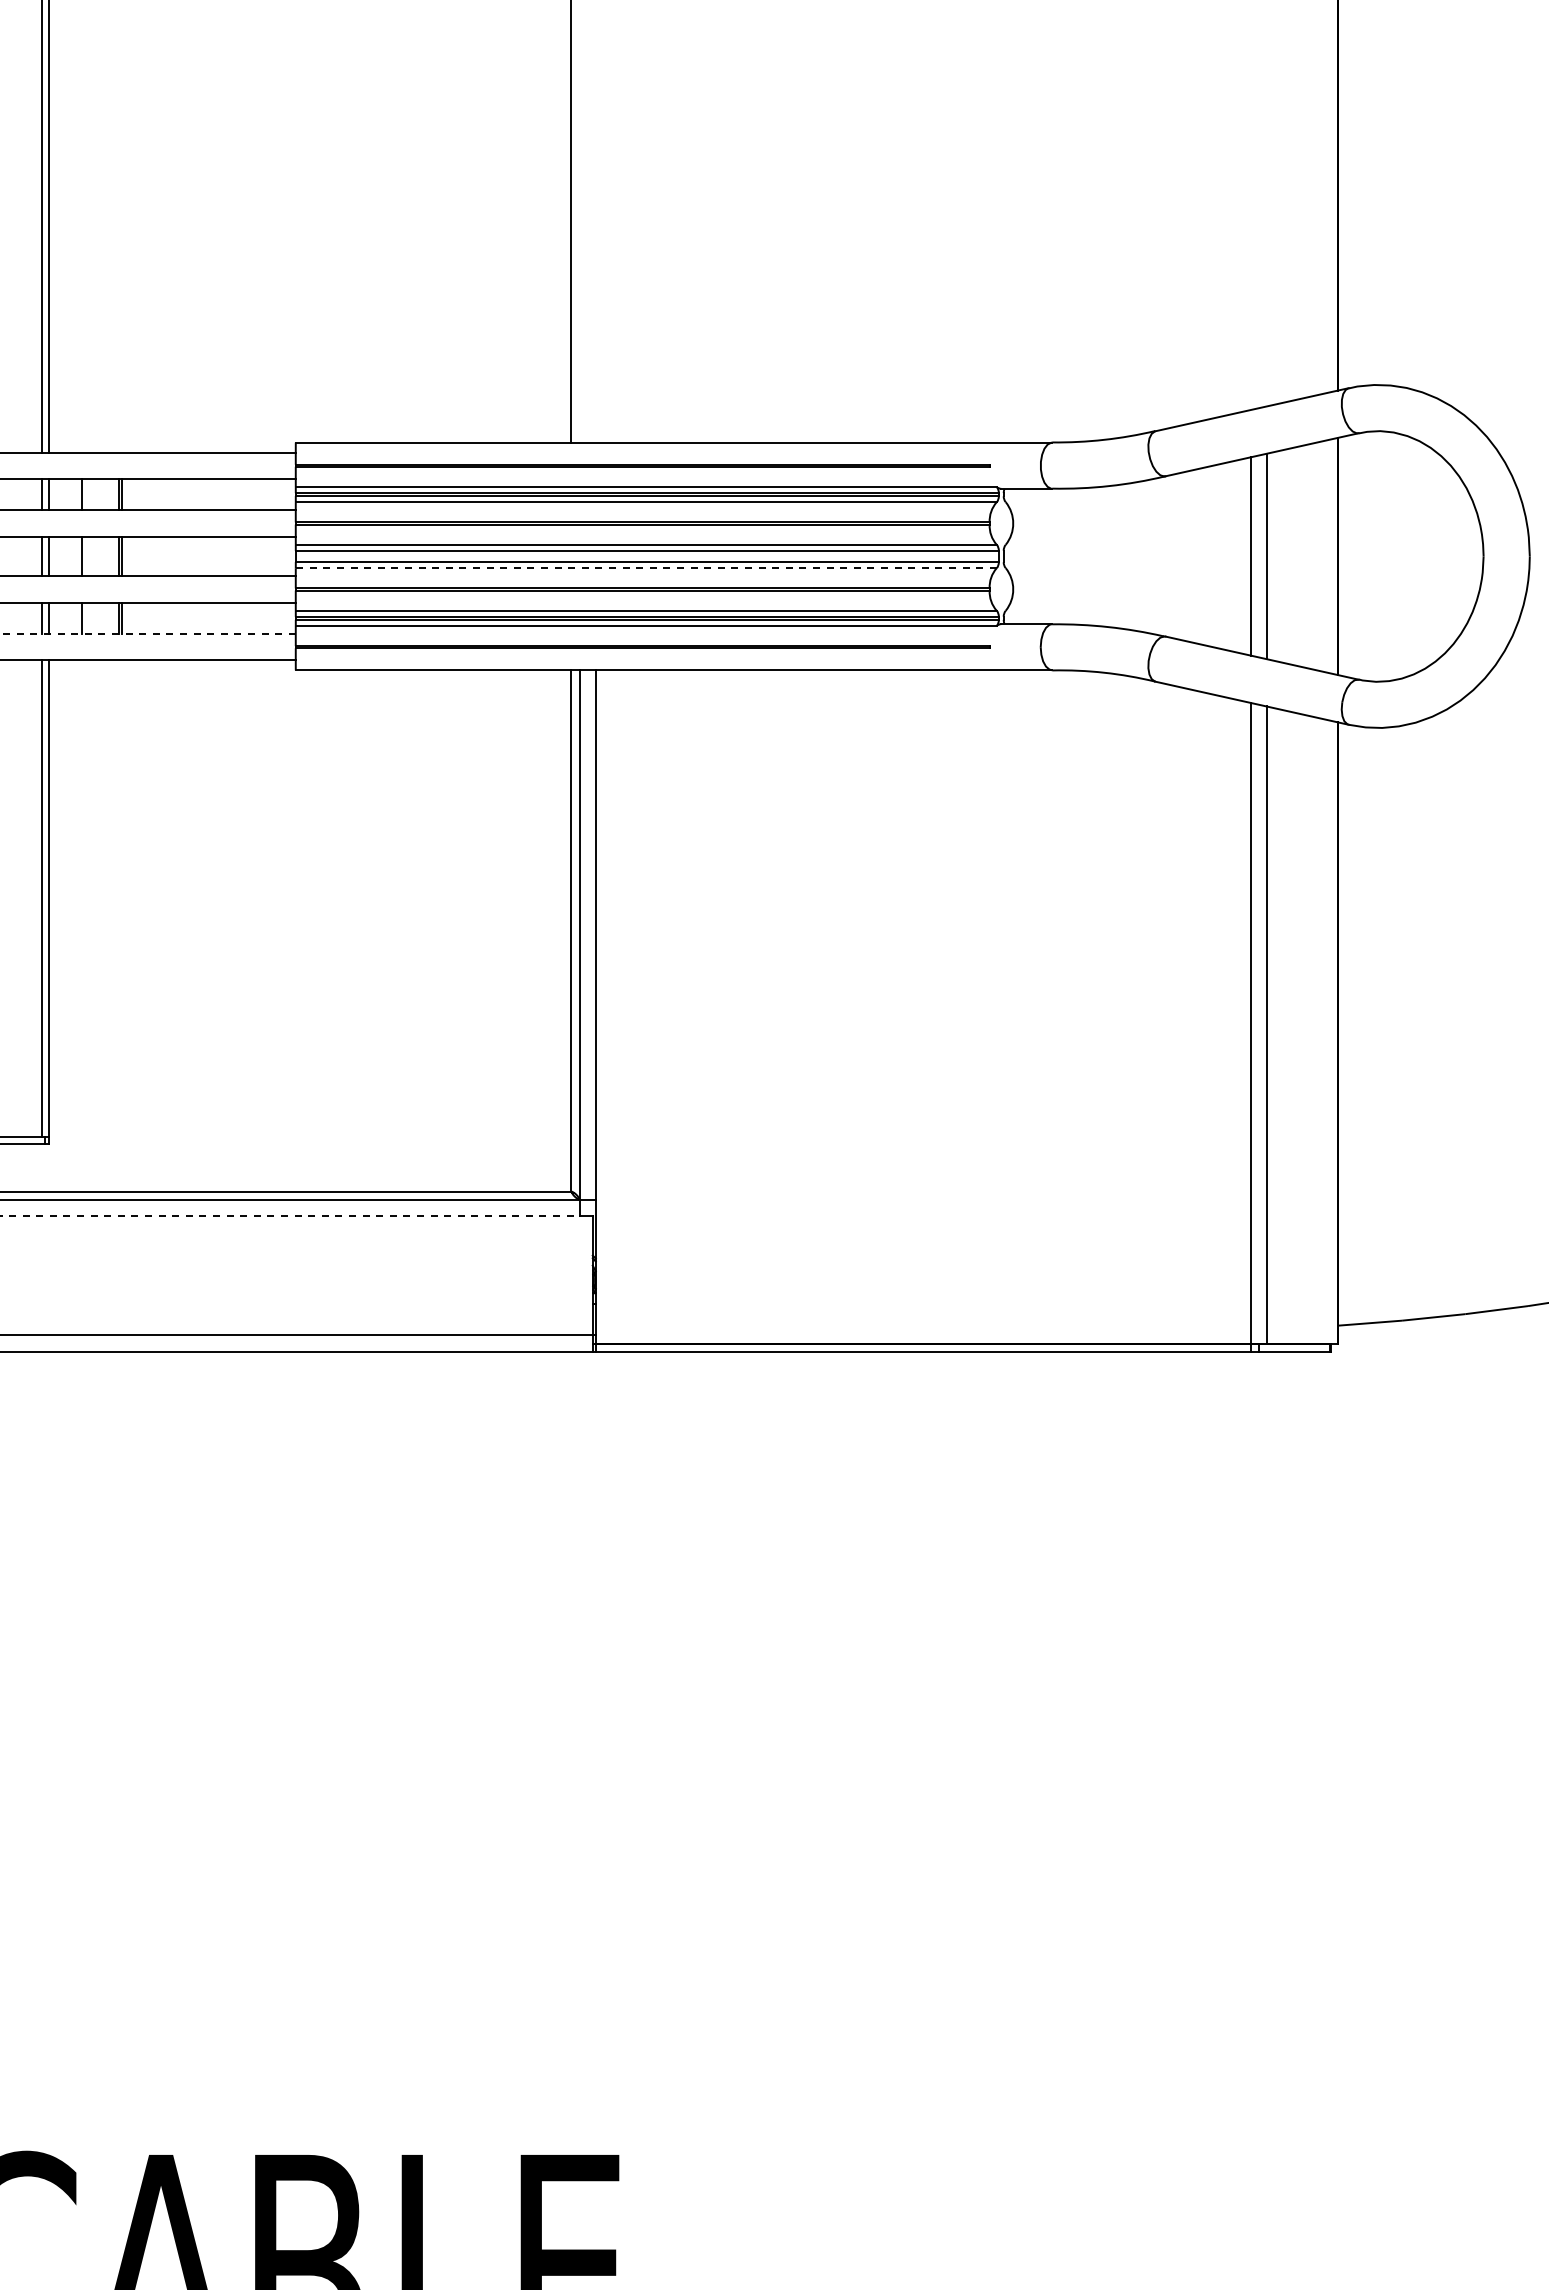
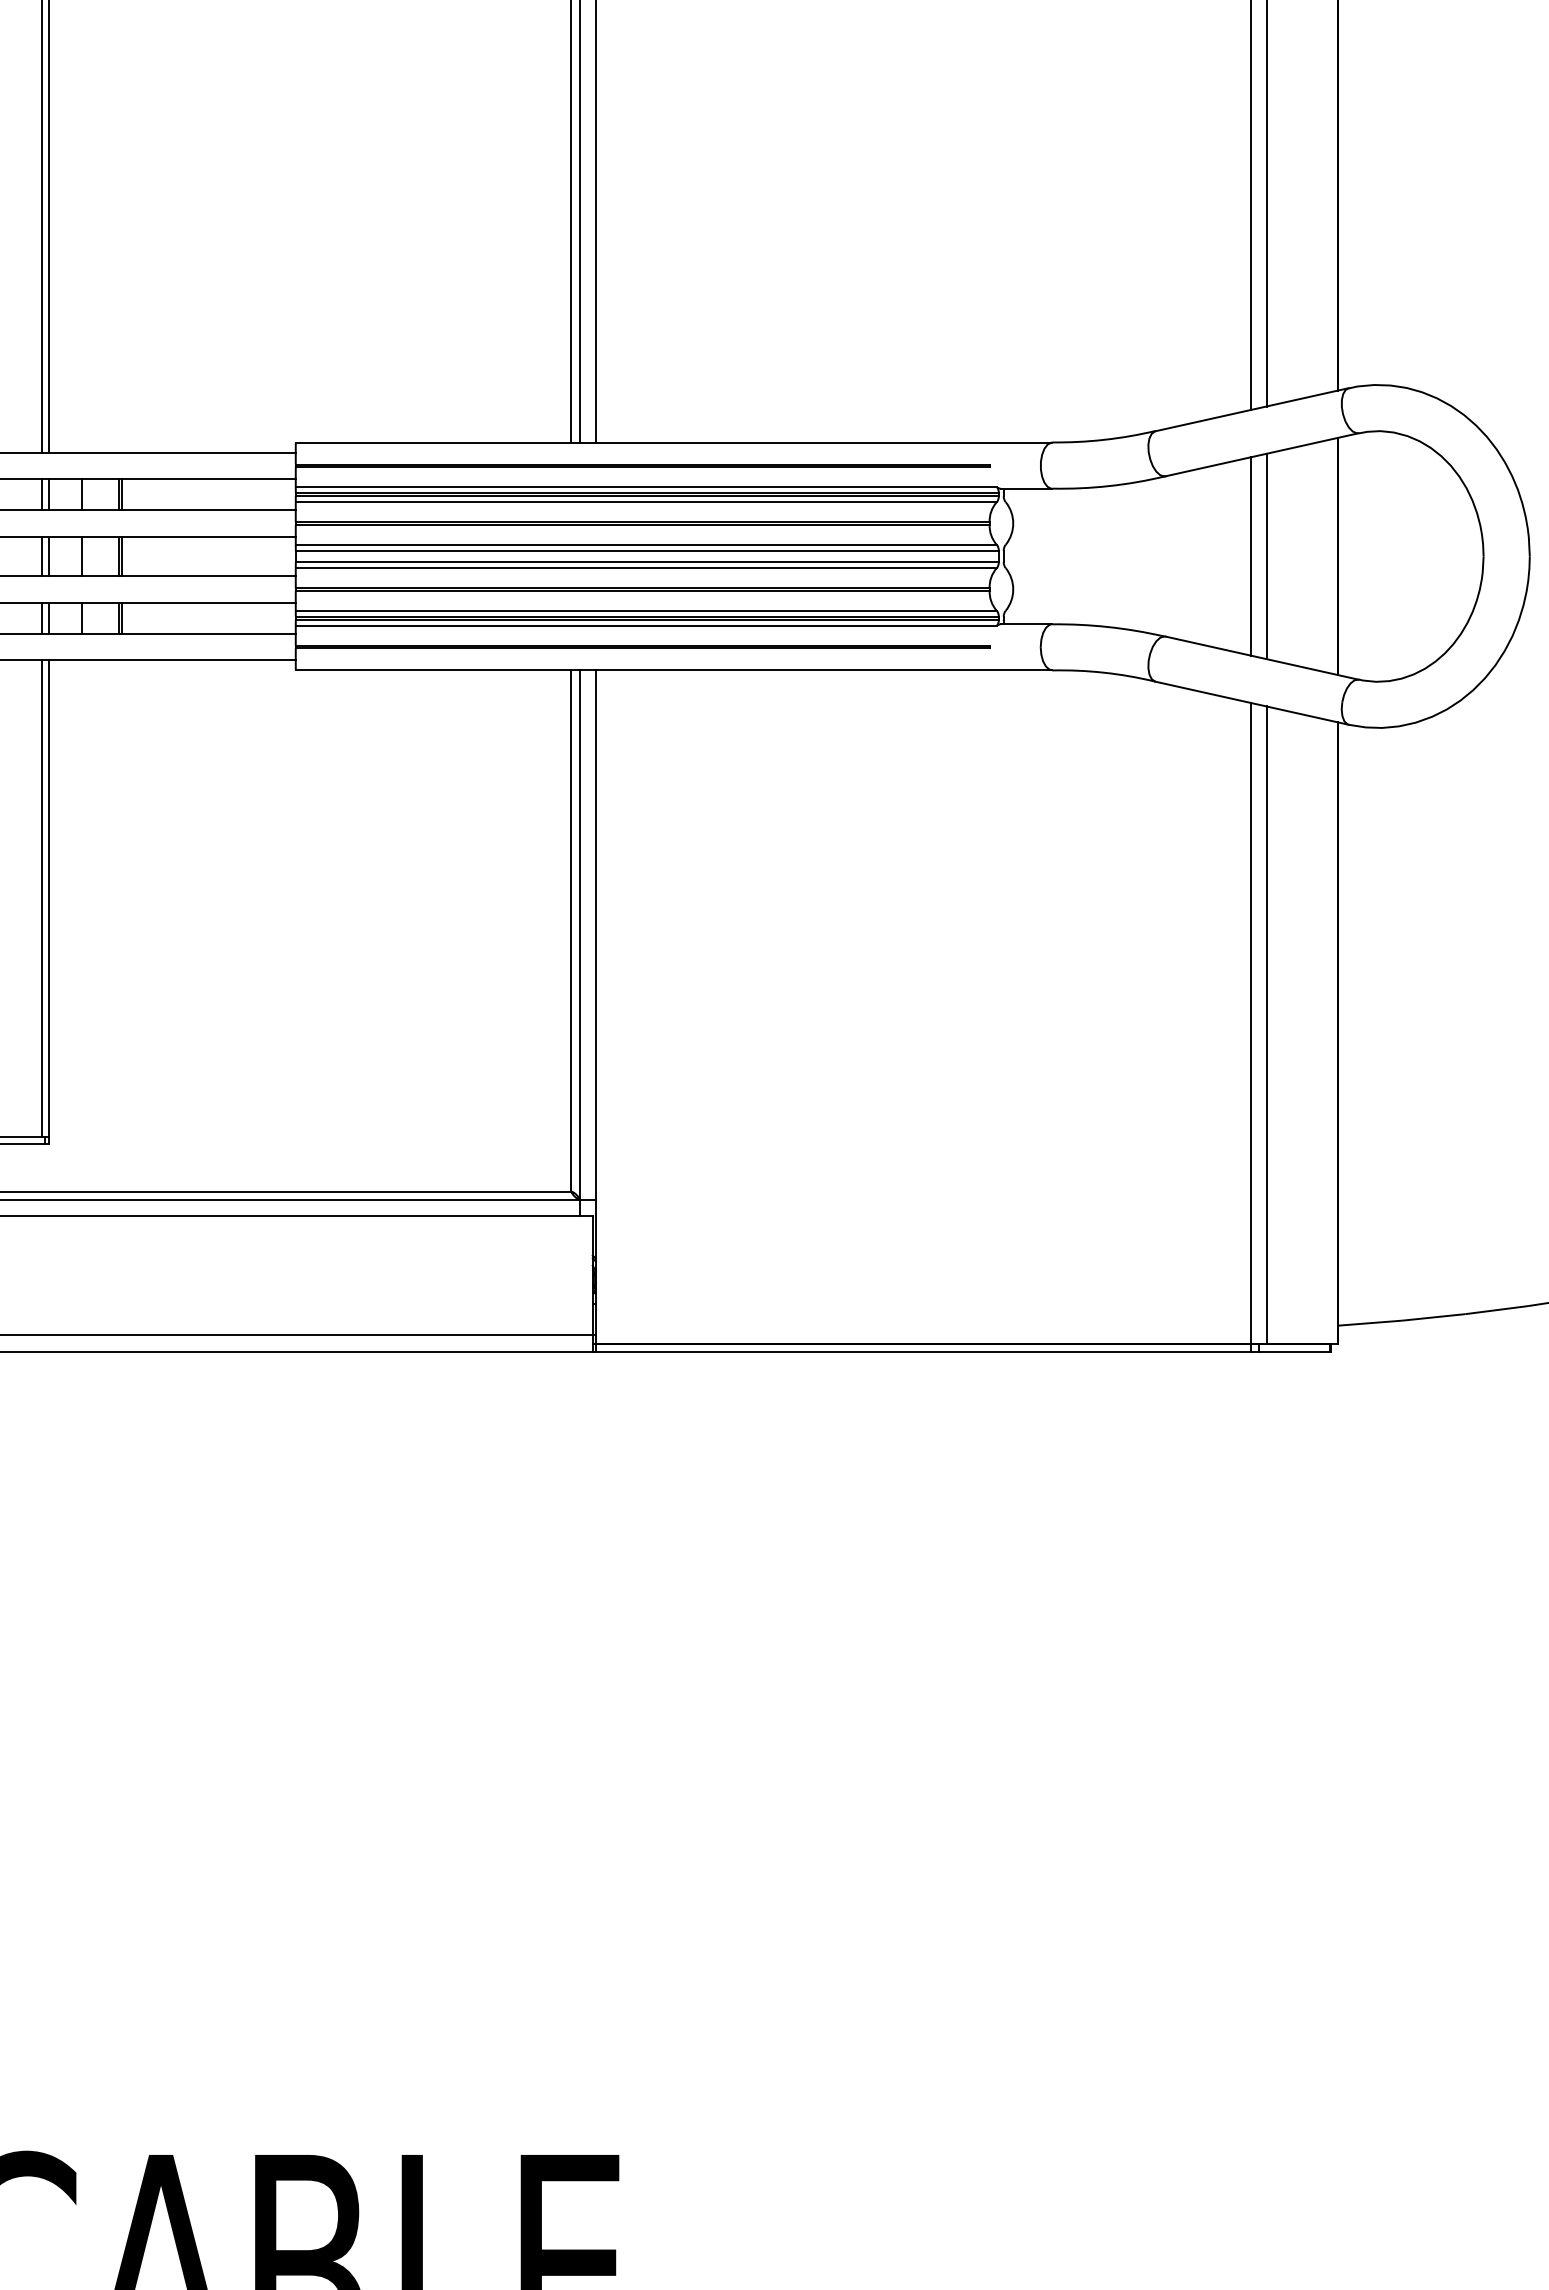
line: none -> present (1266, 204)
line: none -> present (1251, 205)
line: none -> present (579, 222)
line: none -> present (595, 222)
line: dashed -> solid (645, 568)
line: dashed -> solid (147, 634)
line: dashed -> solid (290, 1215)
